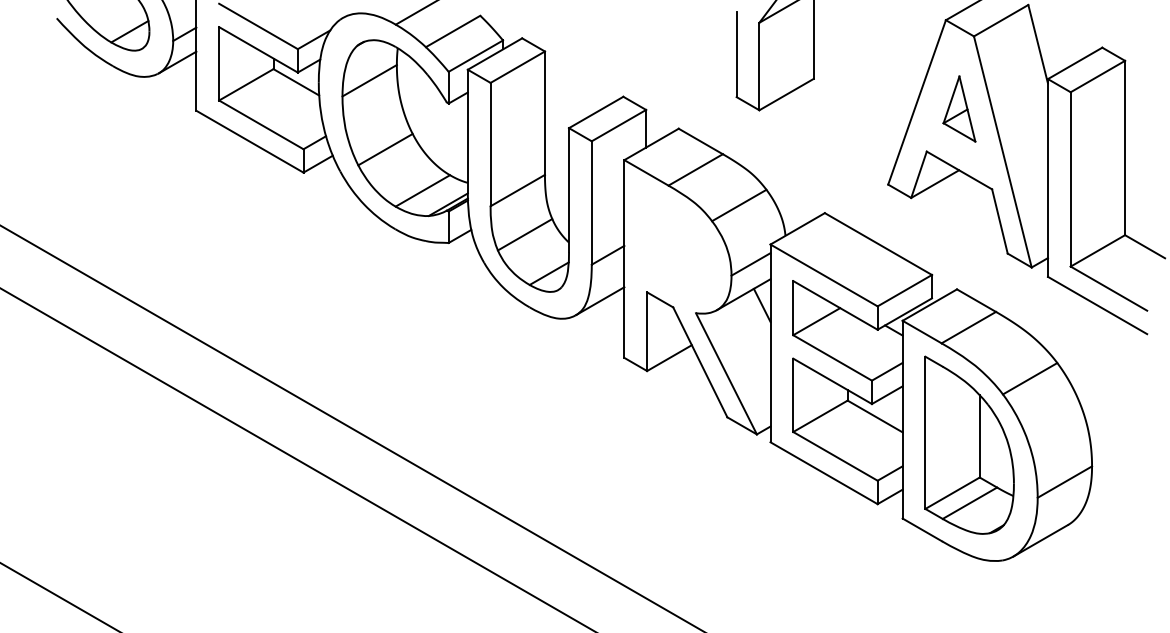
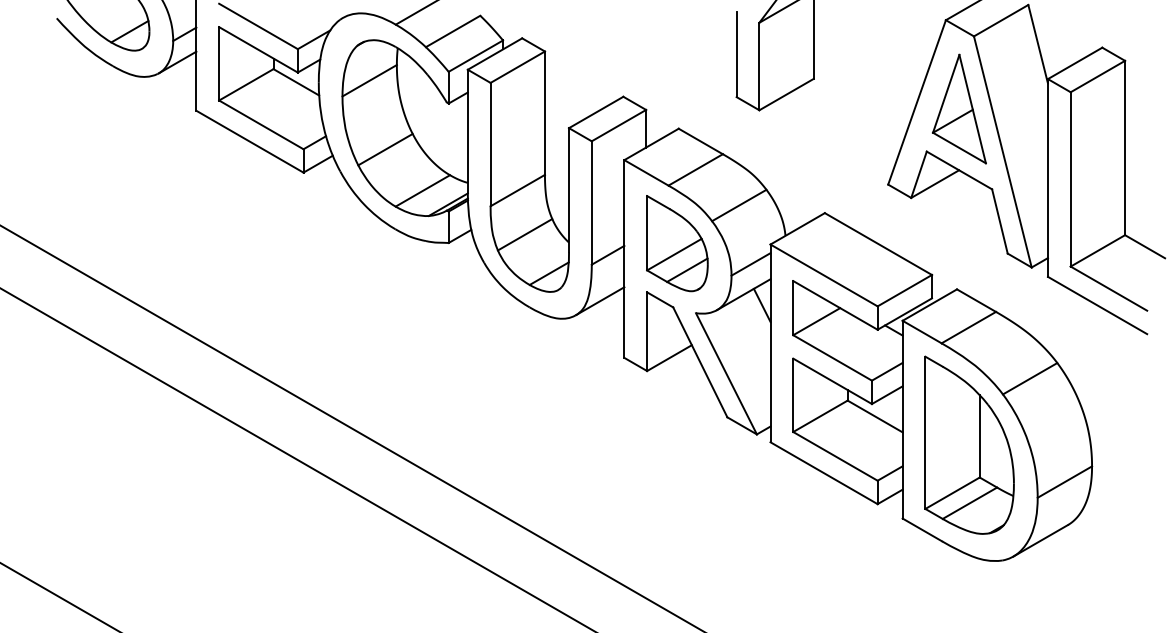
part size: 35x68 px -> 55x112 px (959, 108)
part: none -> present (677, 243)
